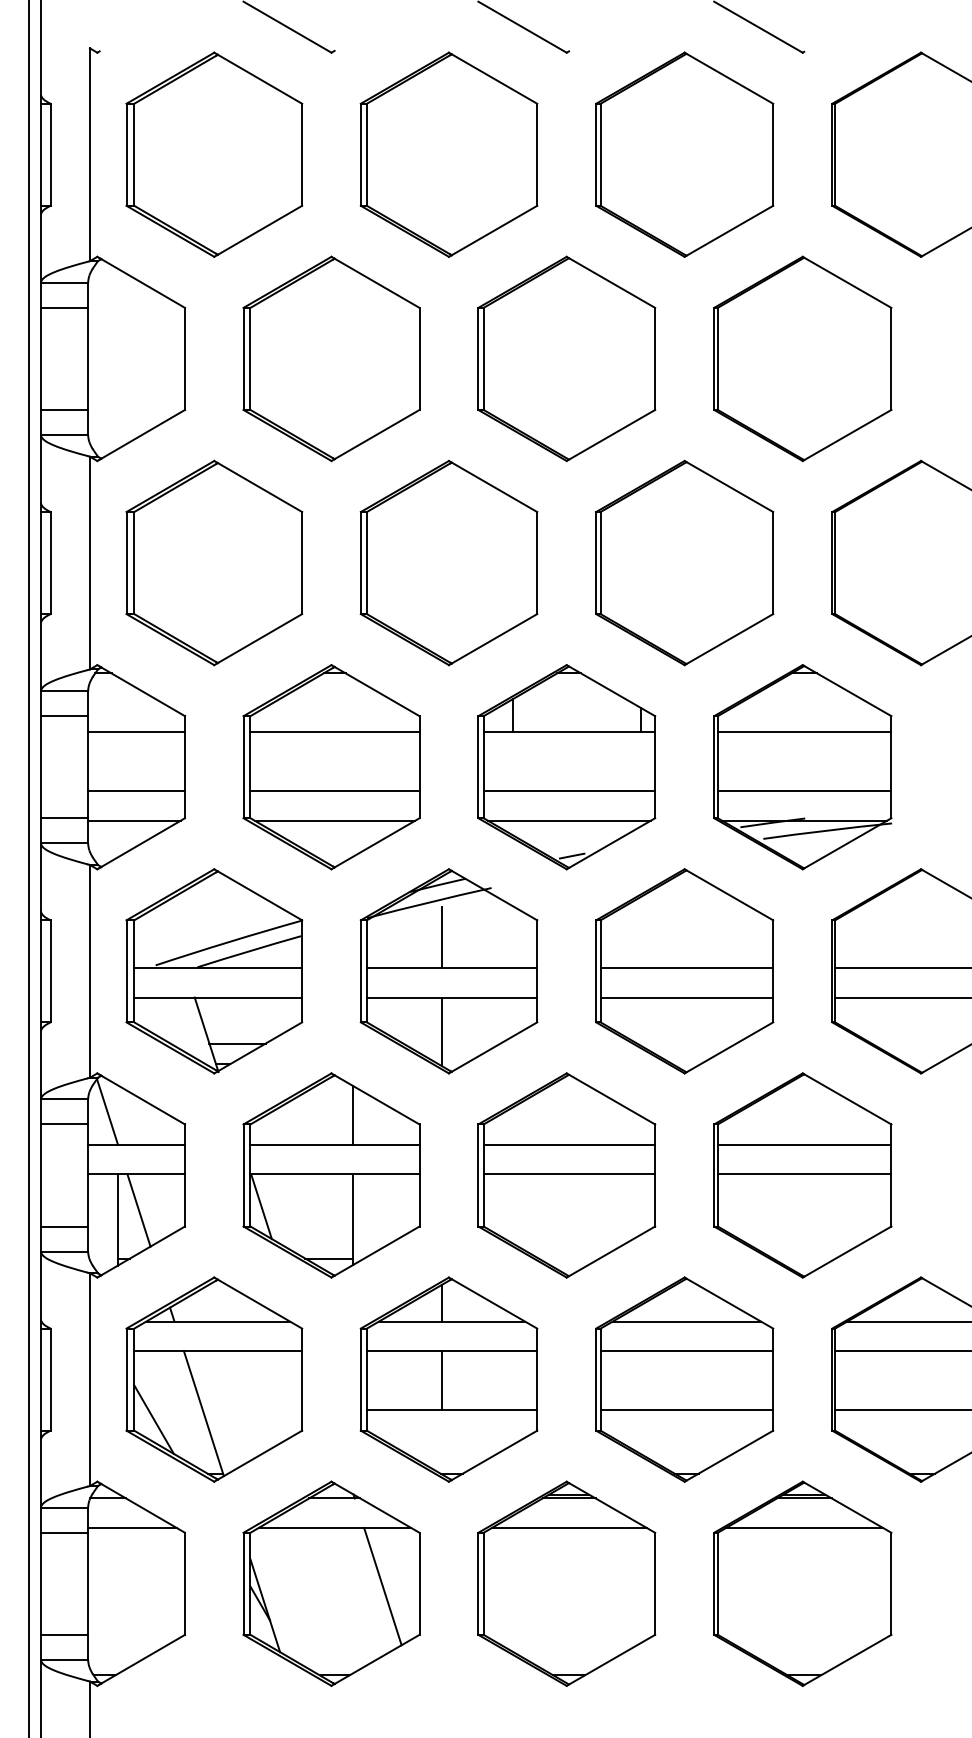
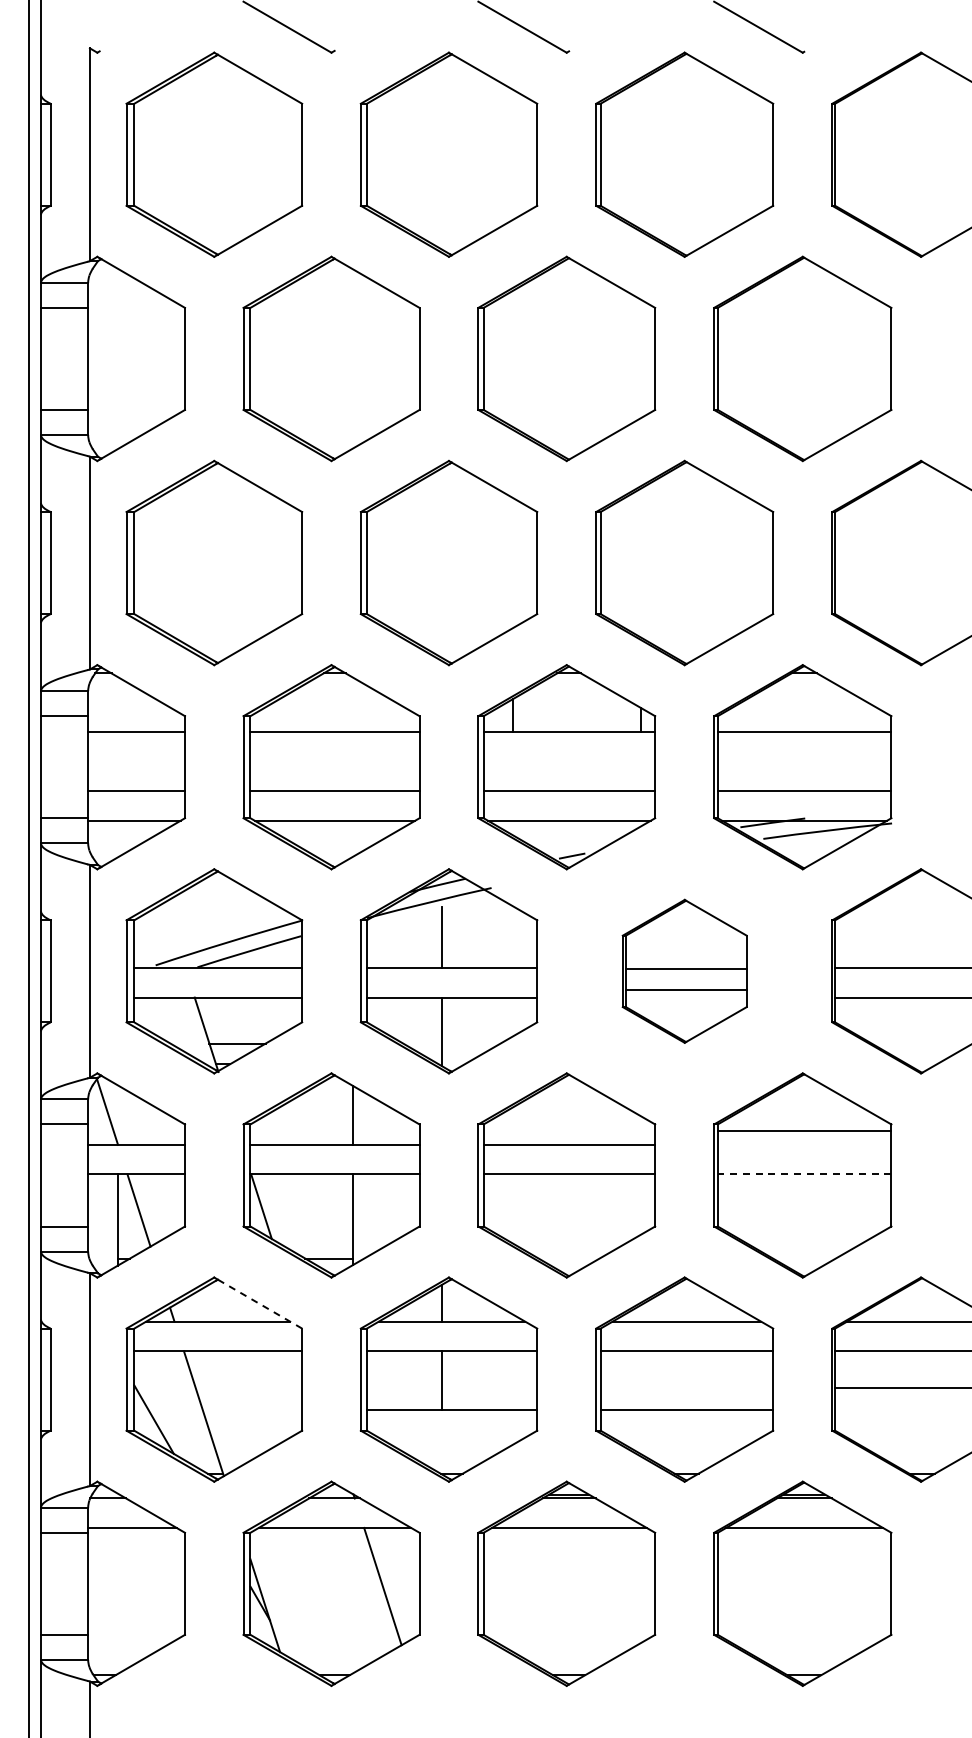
part size: 180x207 px -> 127x146 px (684, 970)
line position: (804, 1144) -> (804, 1130) (804, 1130)
line: solid -> dashed (804, 1174)
line: solid -> dashed (260, 1304)
line position: (901, 1410) -> (901, 1388) (901, 1388)
